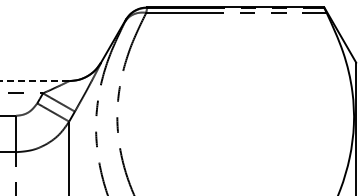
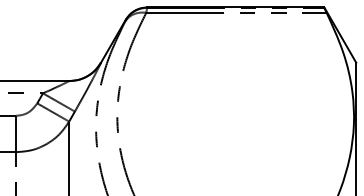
line: dashed -> solid (34, 81)
